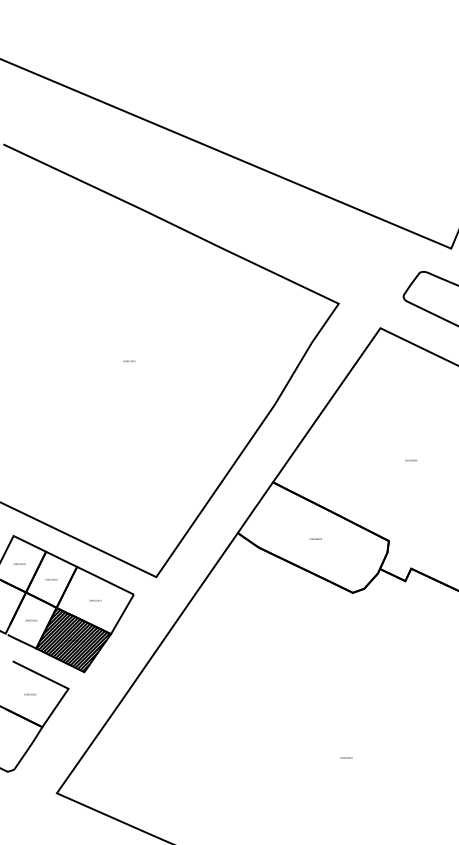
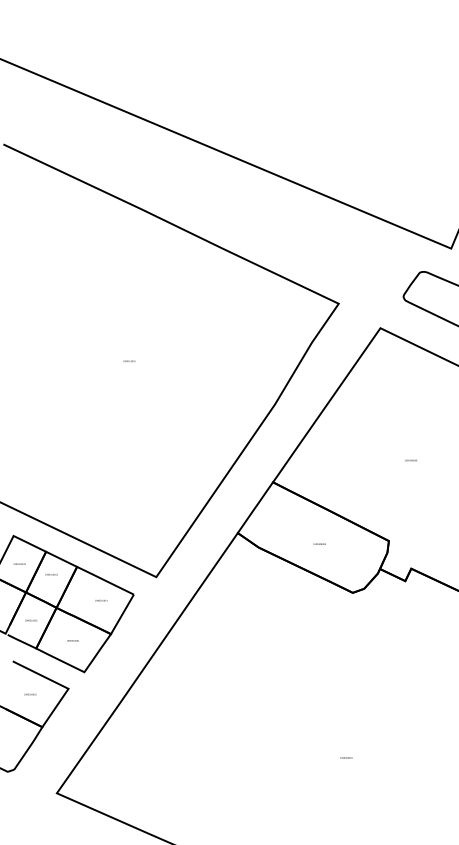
text position: (315, 538) -> (319, 543) (319, 543)
text position: (51, 579) -> (51, 574) (51, 574)
text position: (95, 600) -> (101, 600) (101, 600)
hatch: present -> none (72, 639)
